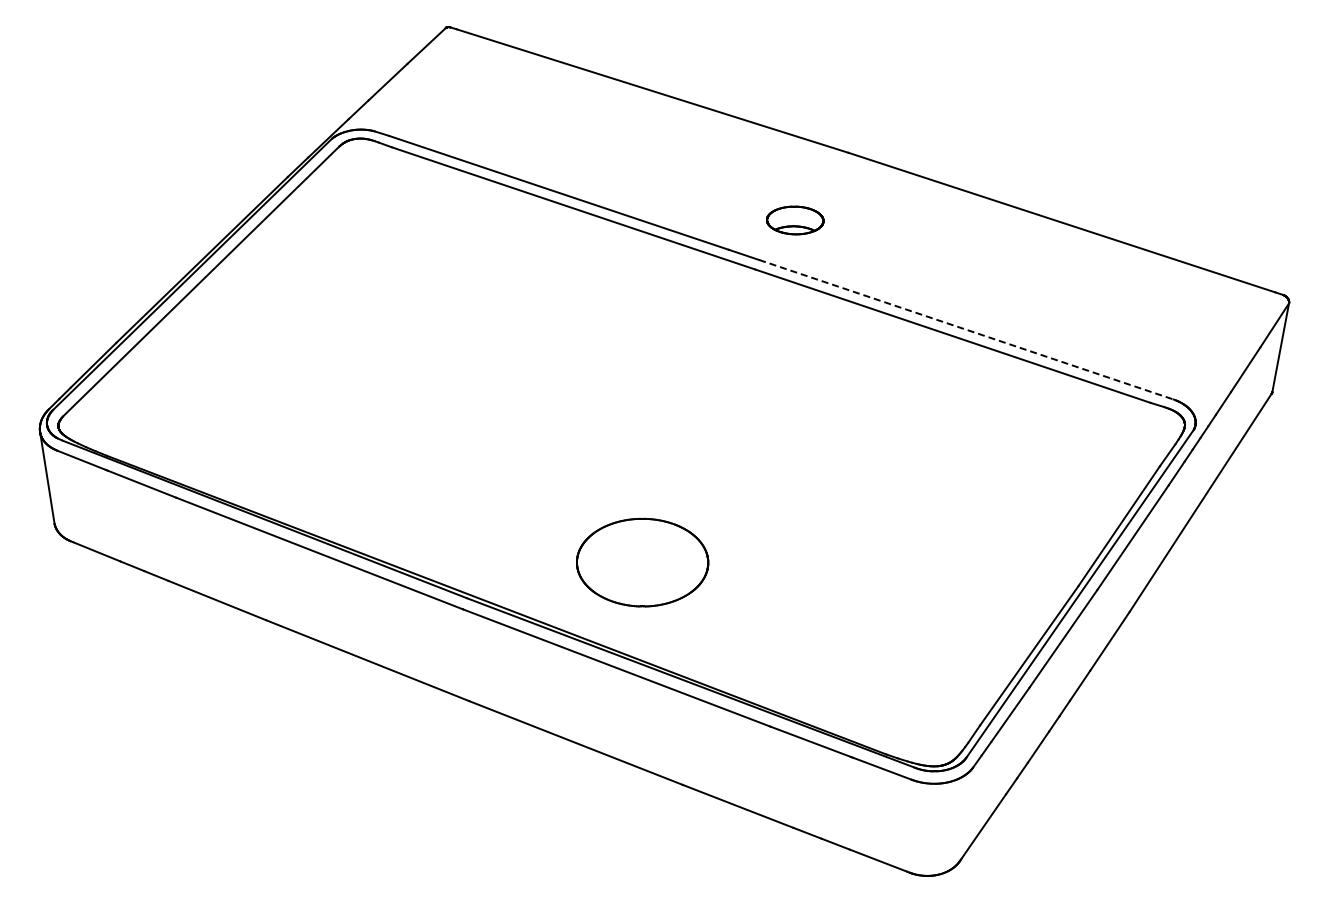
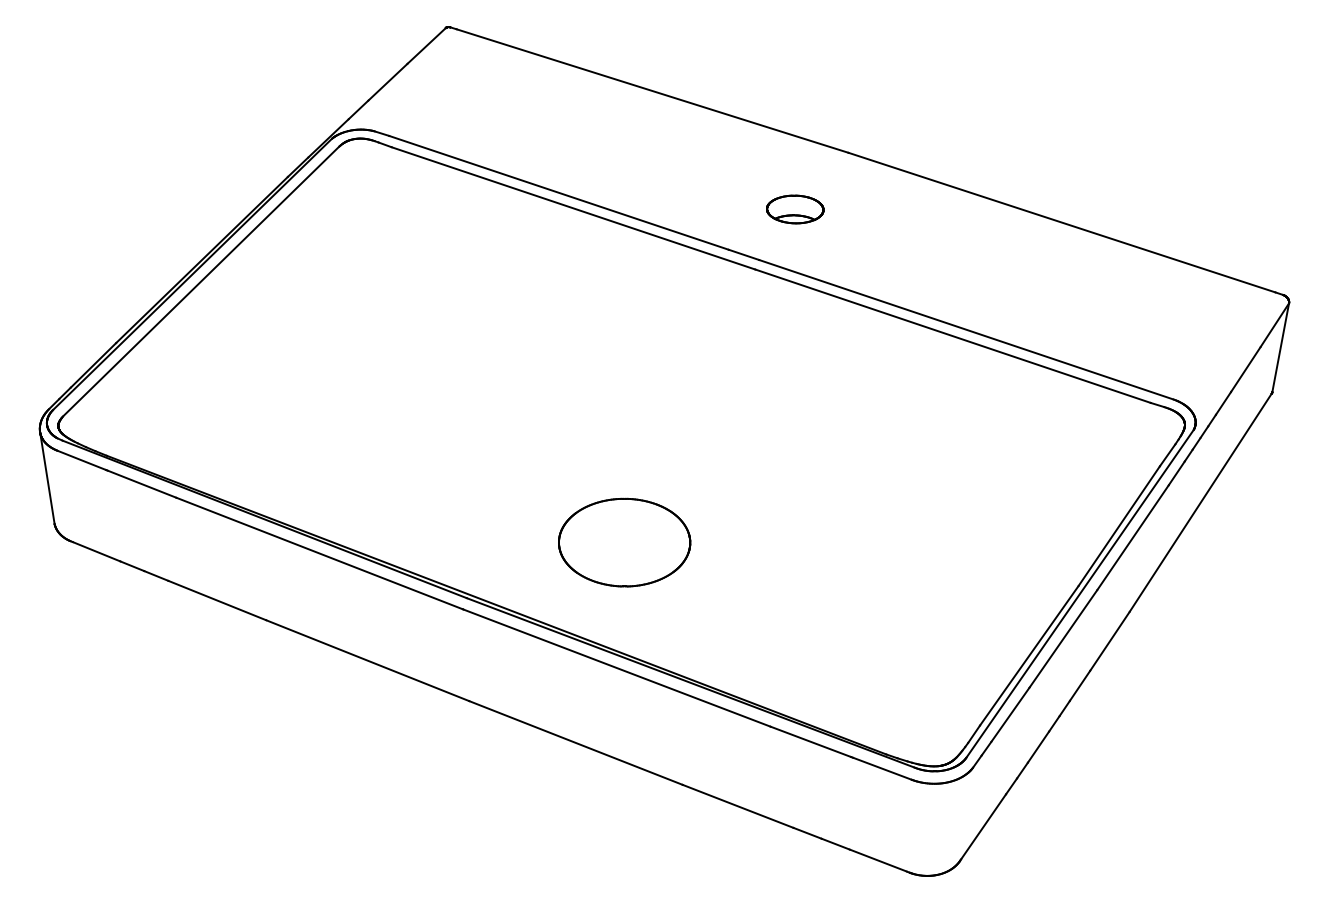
part position: (795, 220) -> (795, 209) (795, 209)
line: dashed -> solid (966, 329)
part position: (642, 562) -> (624, 542) (624, 542)
